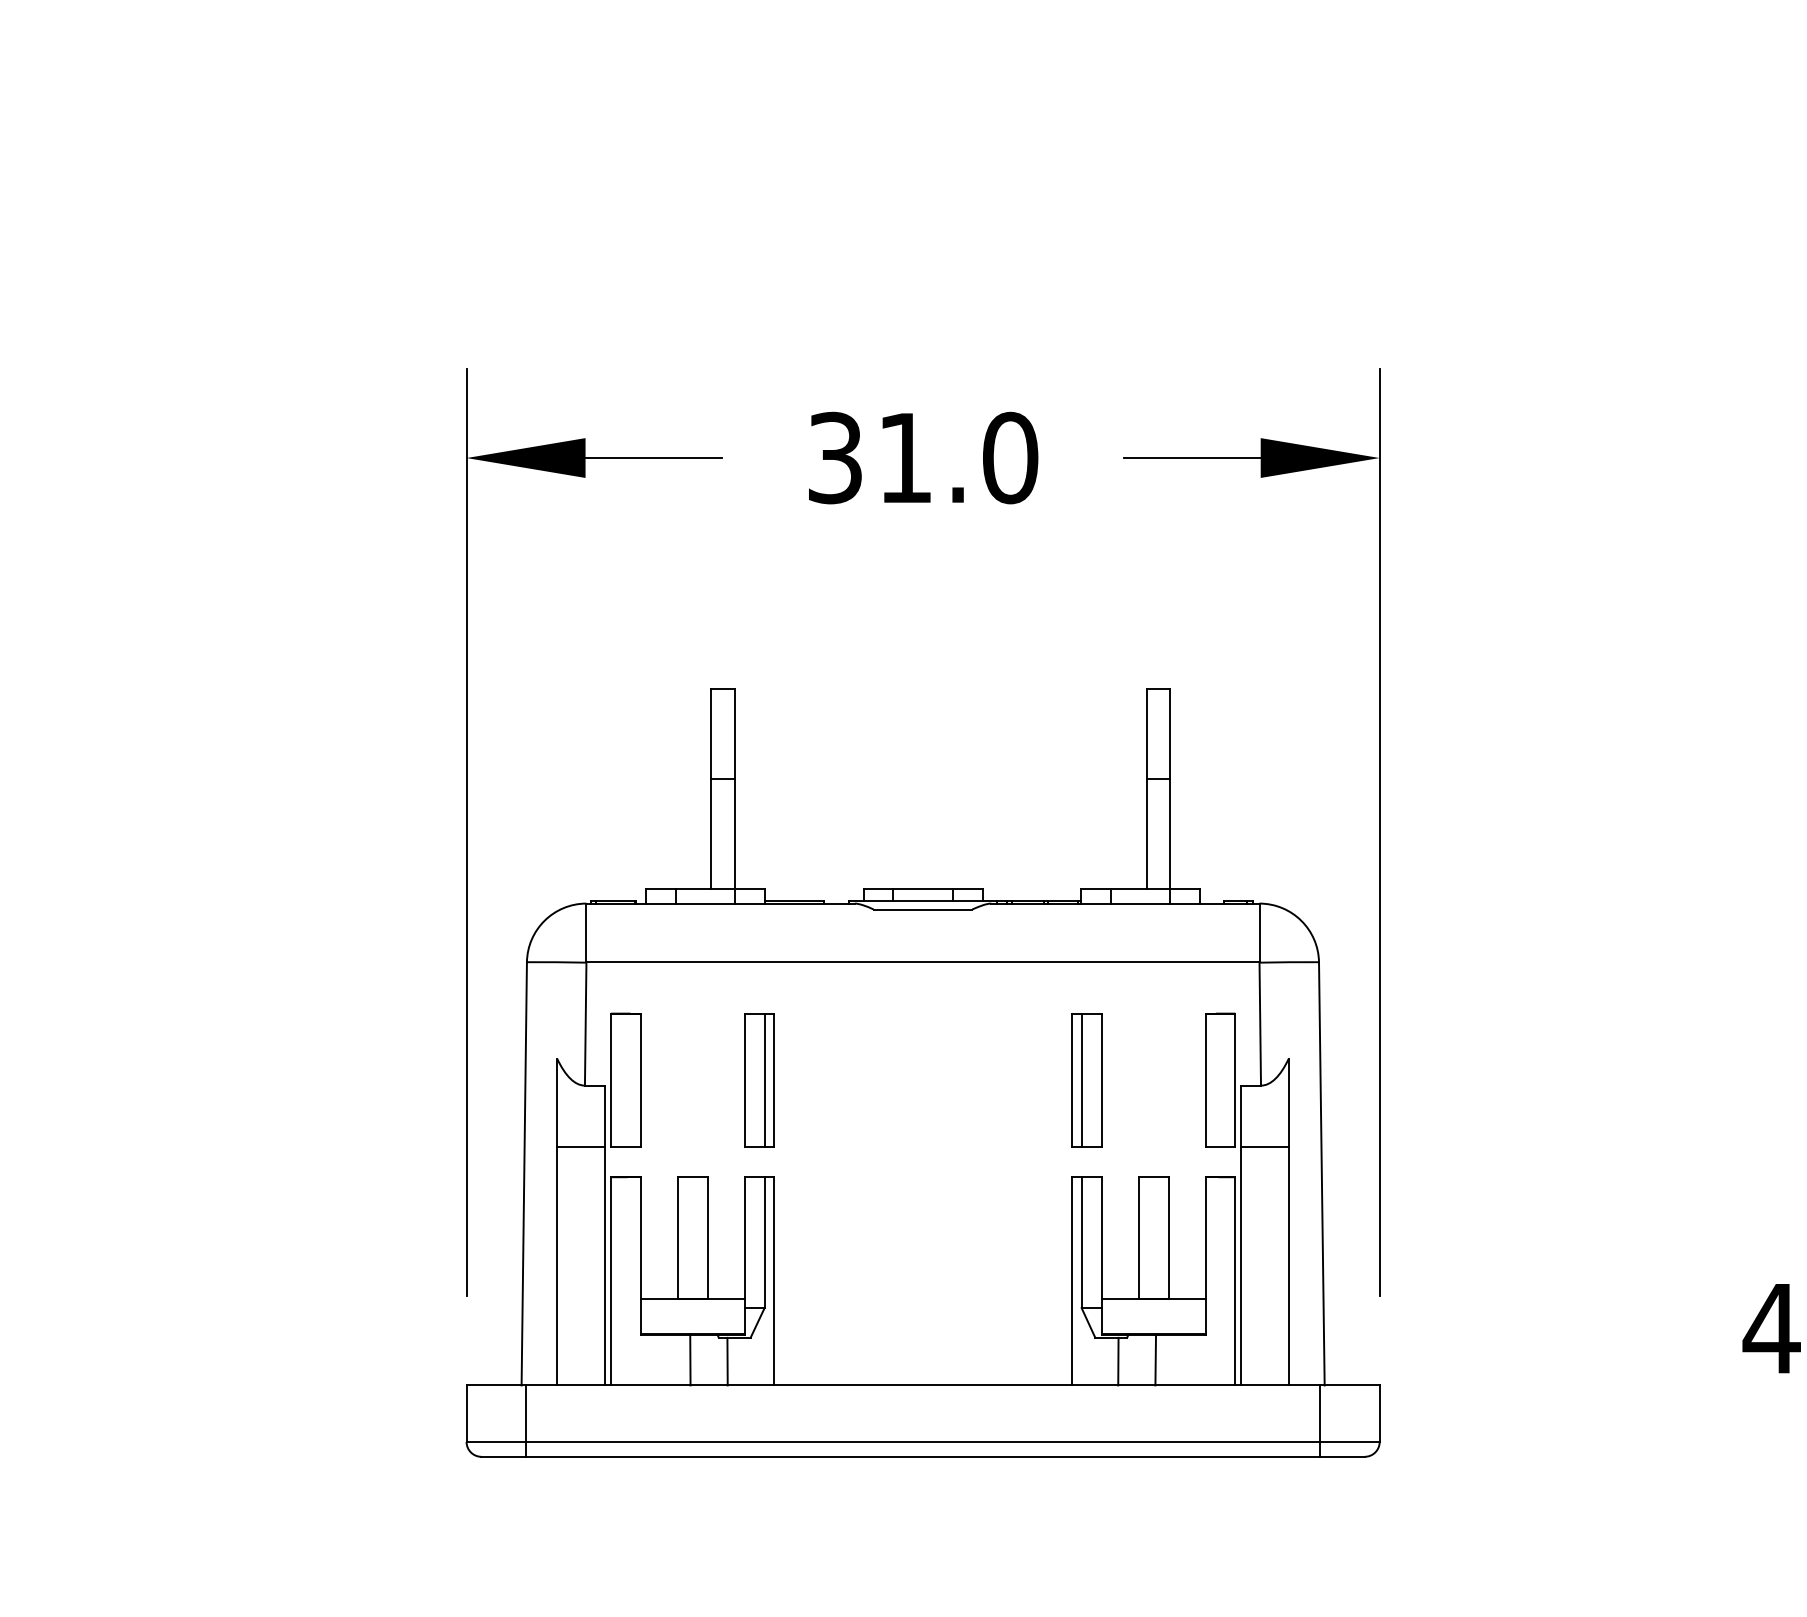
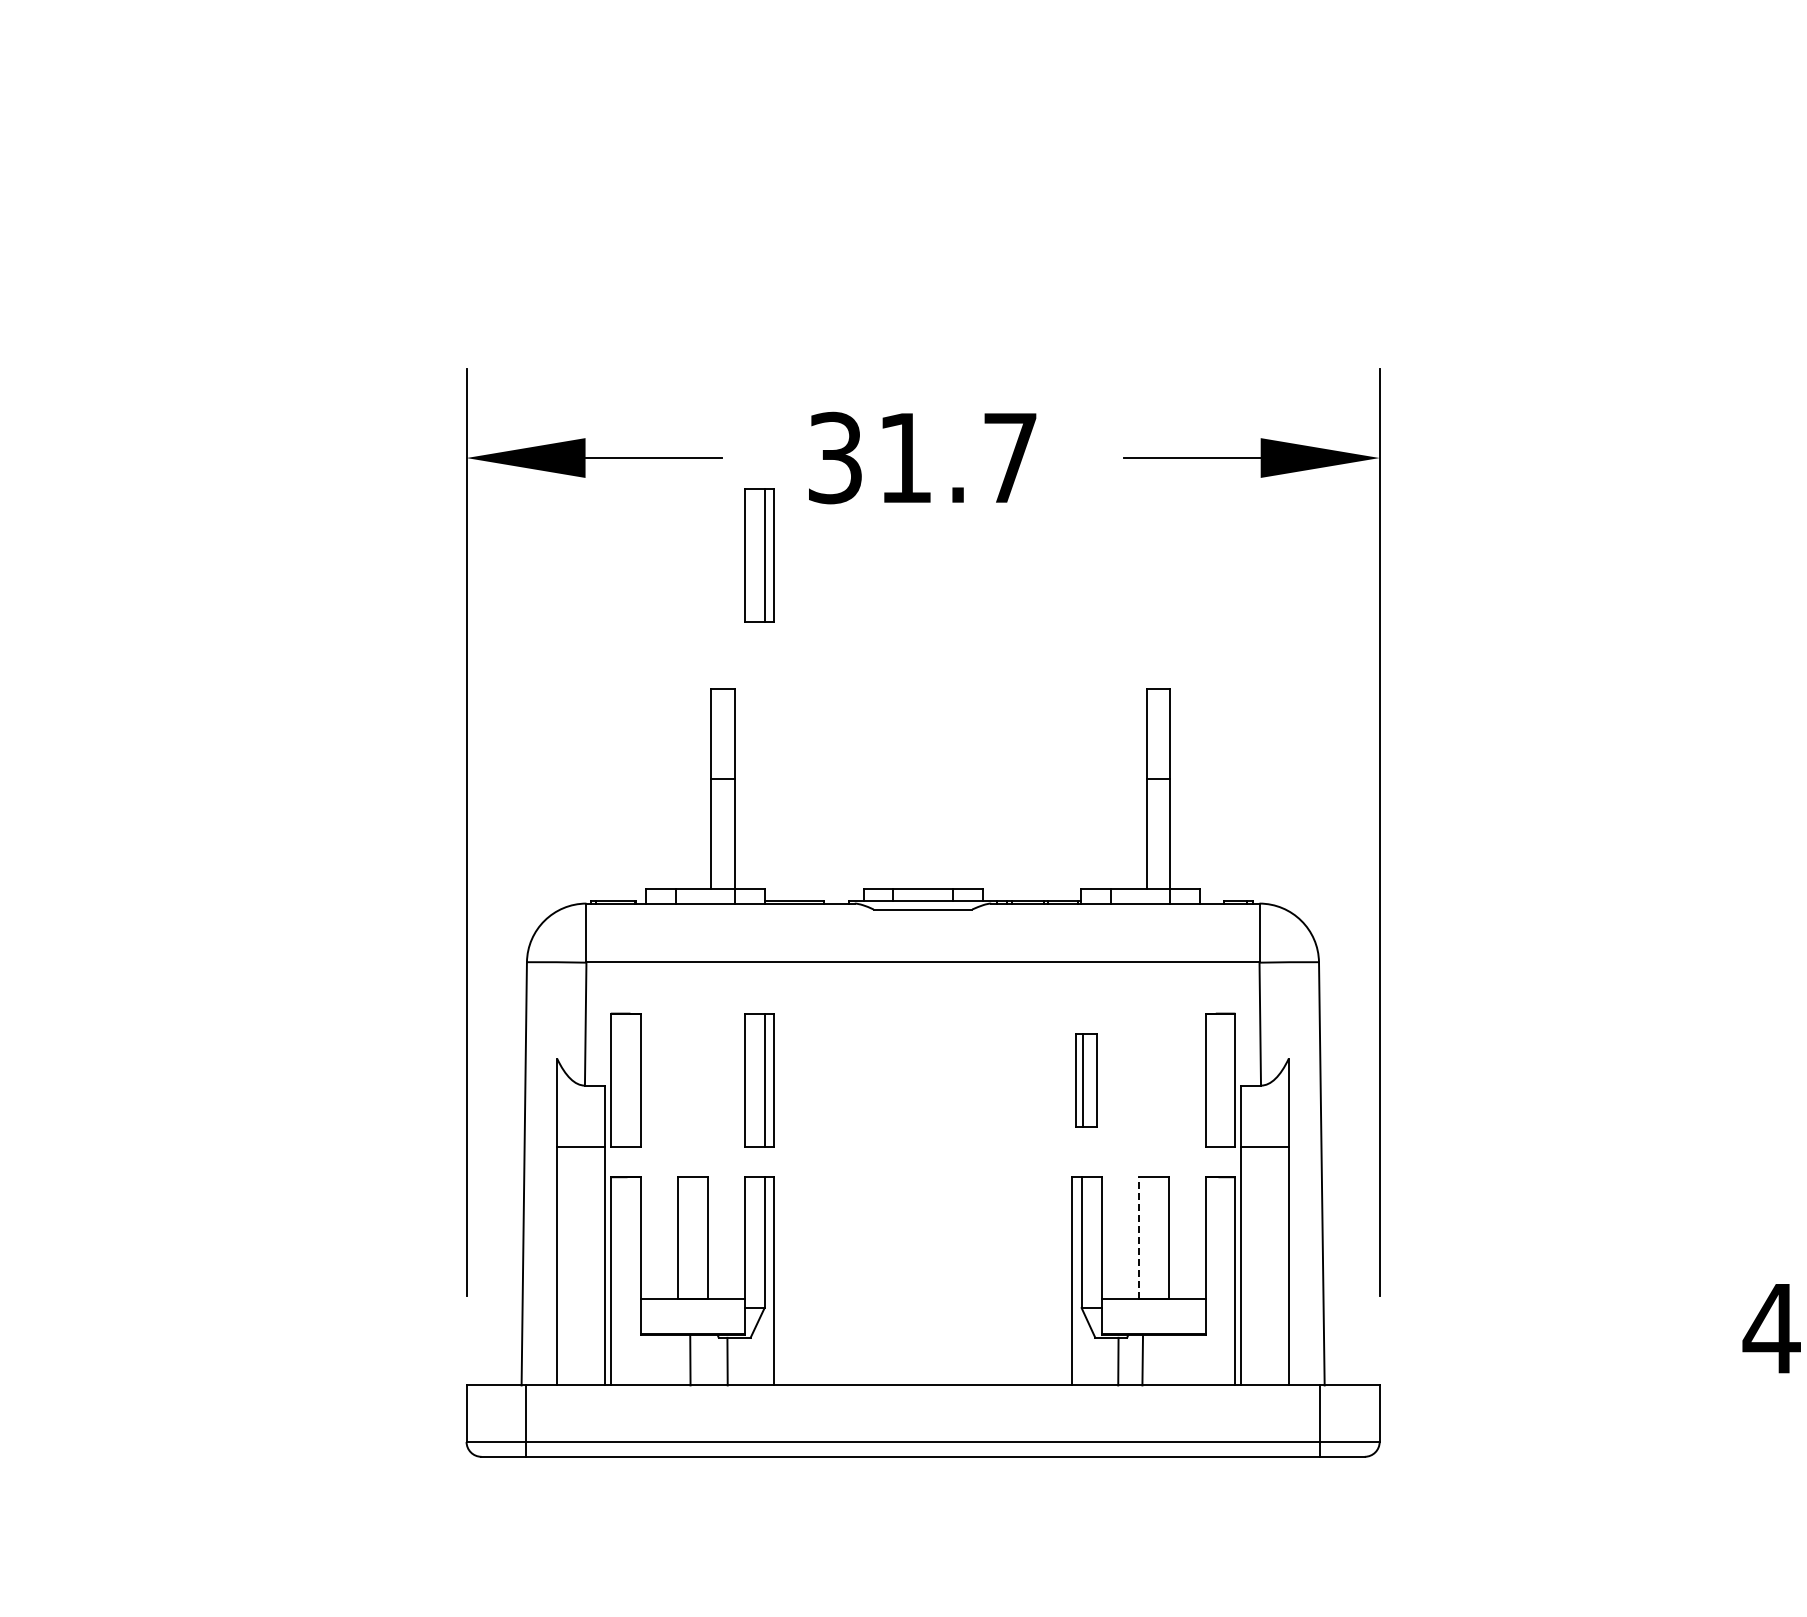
text: 31.0 -> 31.7 (1010, 457)
part: none -> present (759, 555)
part size: 32x135 px -> 23x95 px (1086, 1080)
line: solid -> dashed (1138, 1237)
line position: (1155, 1359) -> (1142, 1359) (1142, 1359)
